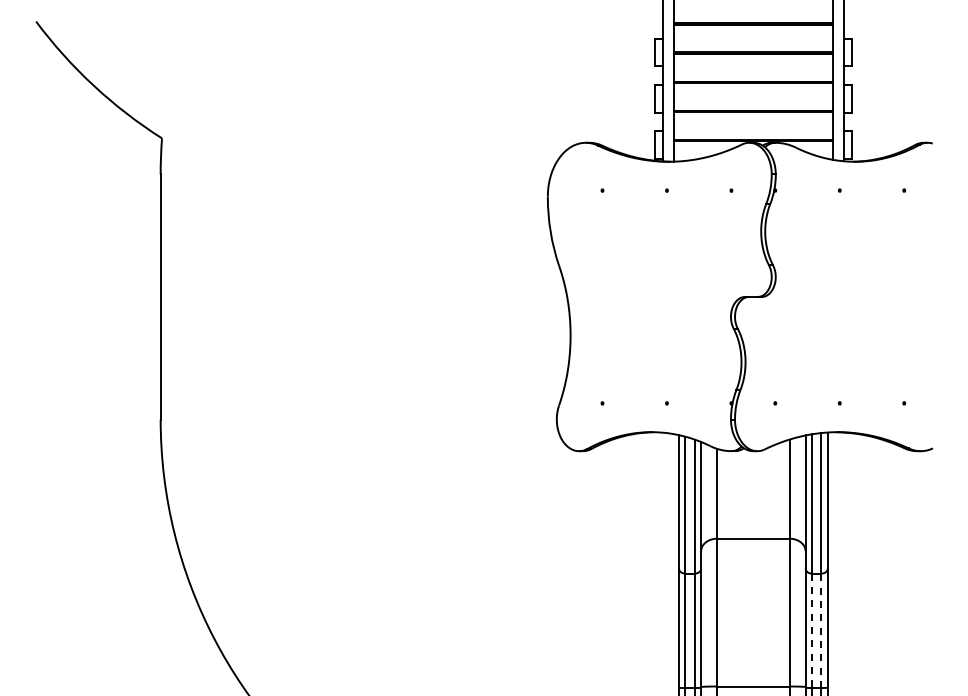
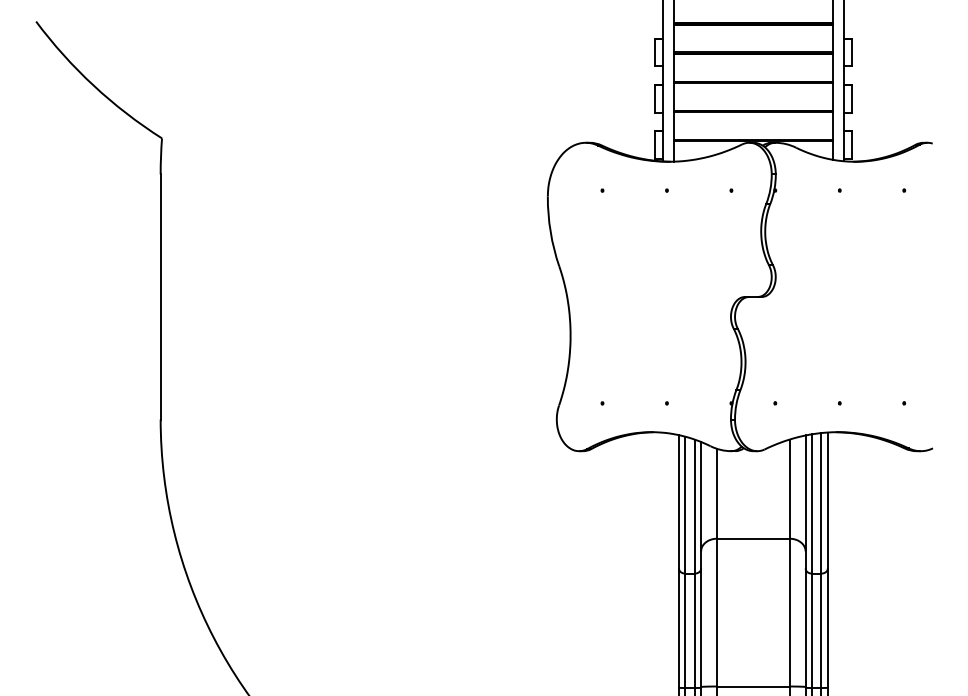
line: dashed -> solid (821, 630)
line: dashed -> solid (811, 631)
